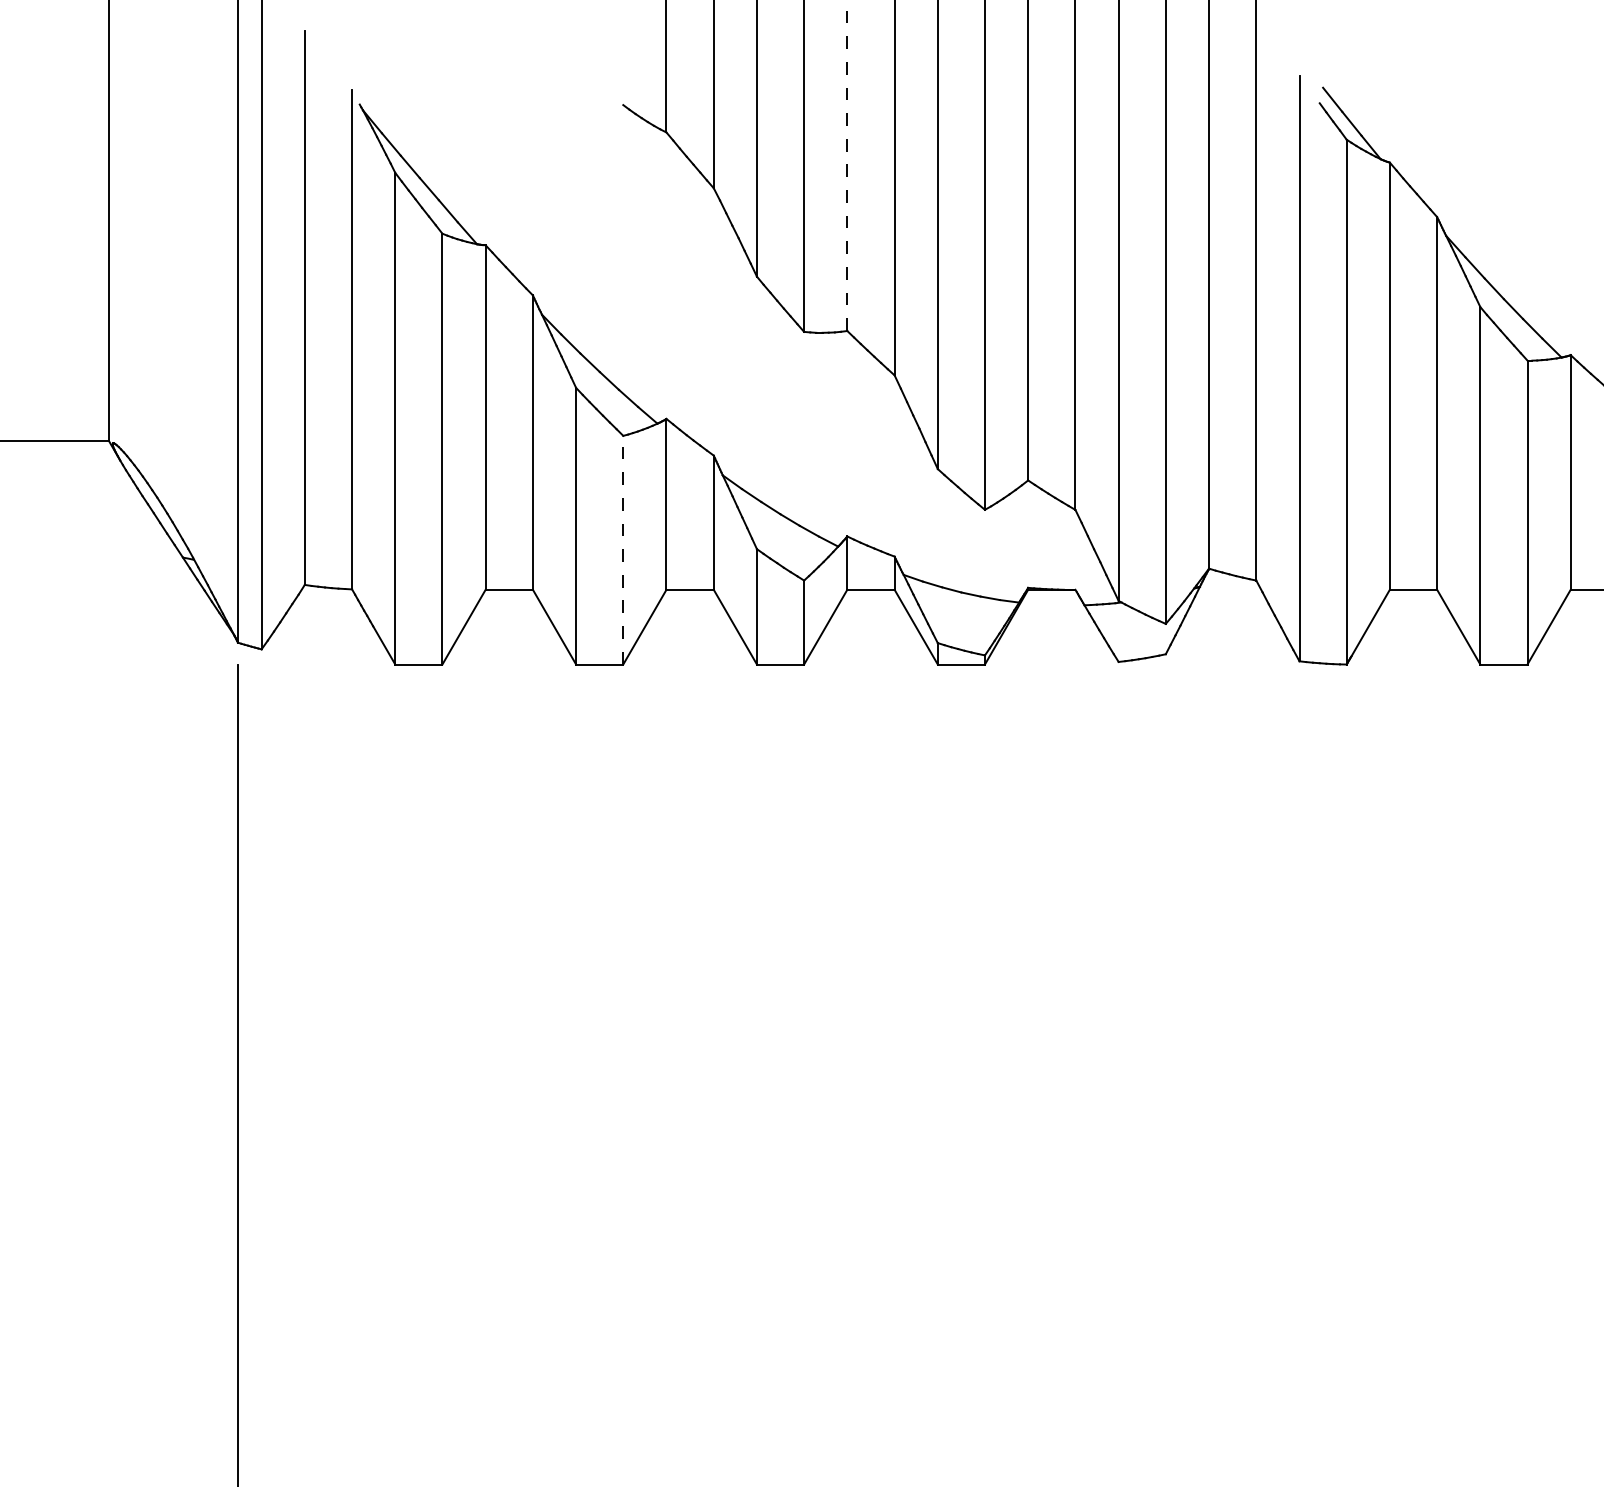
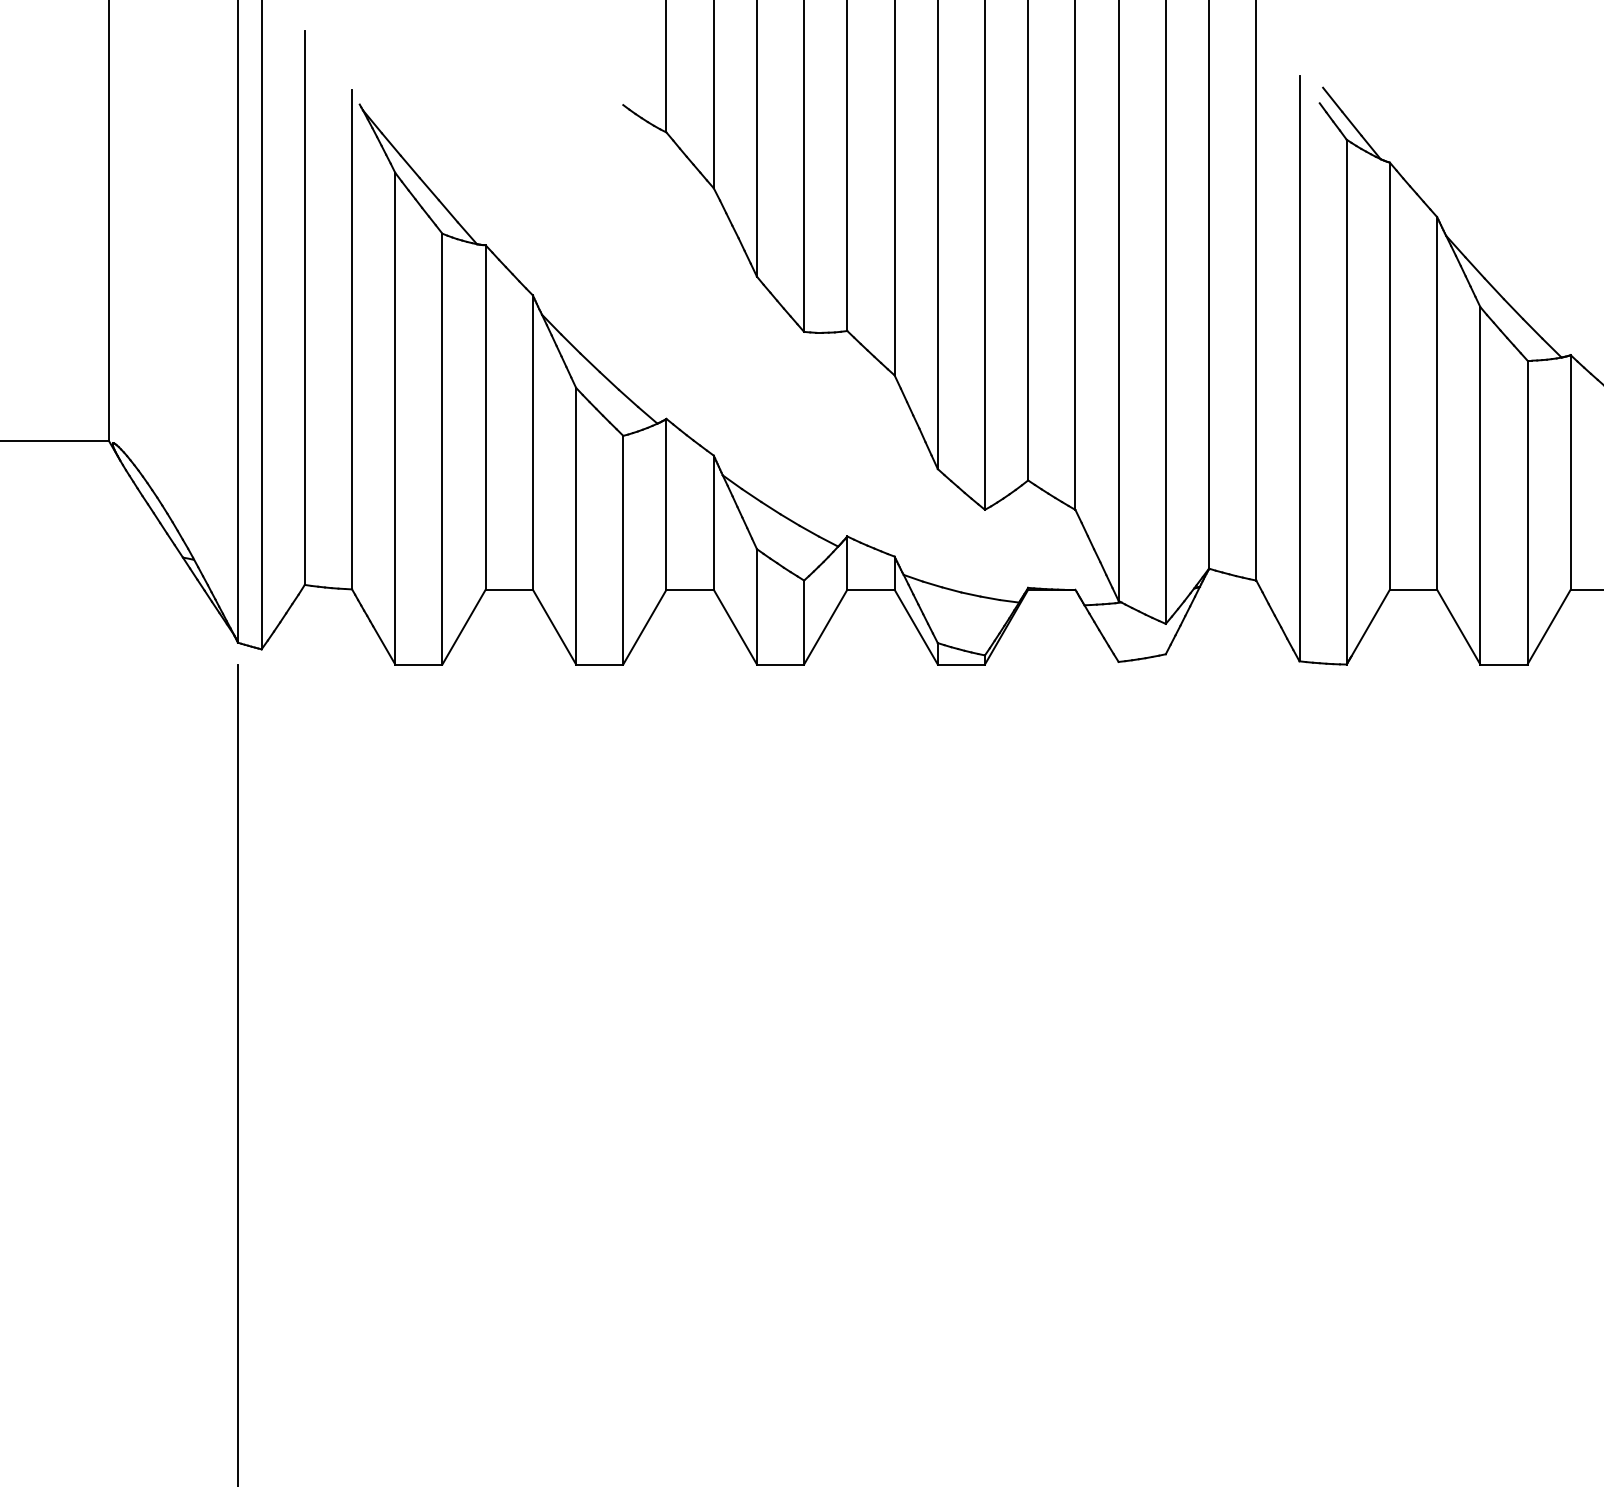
line: dashed -> solid (847, 165)
line: dashed -> solid (623, 549)
